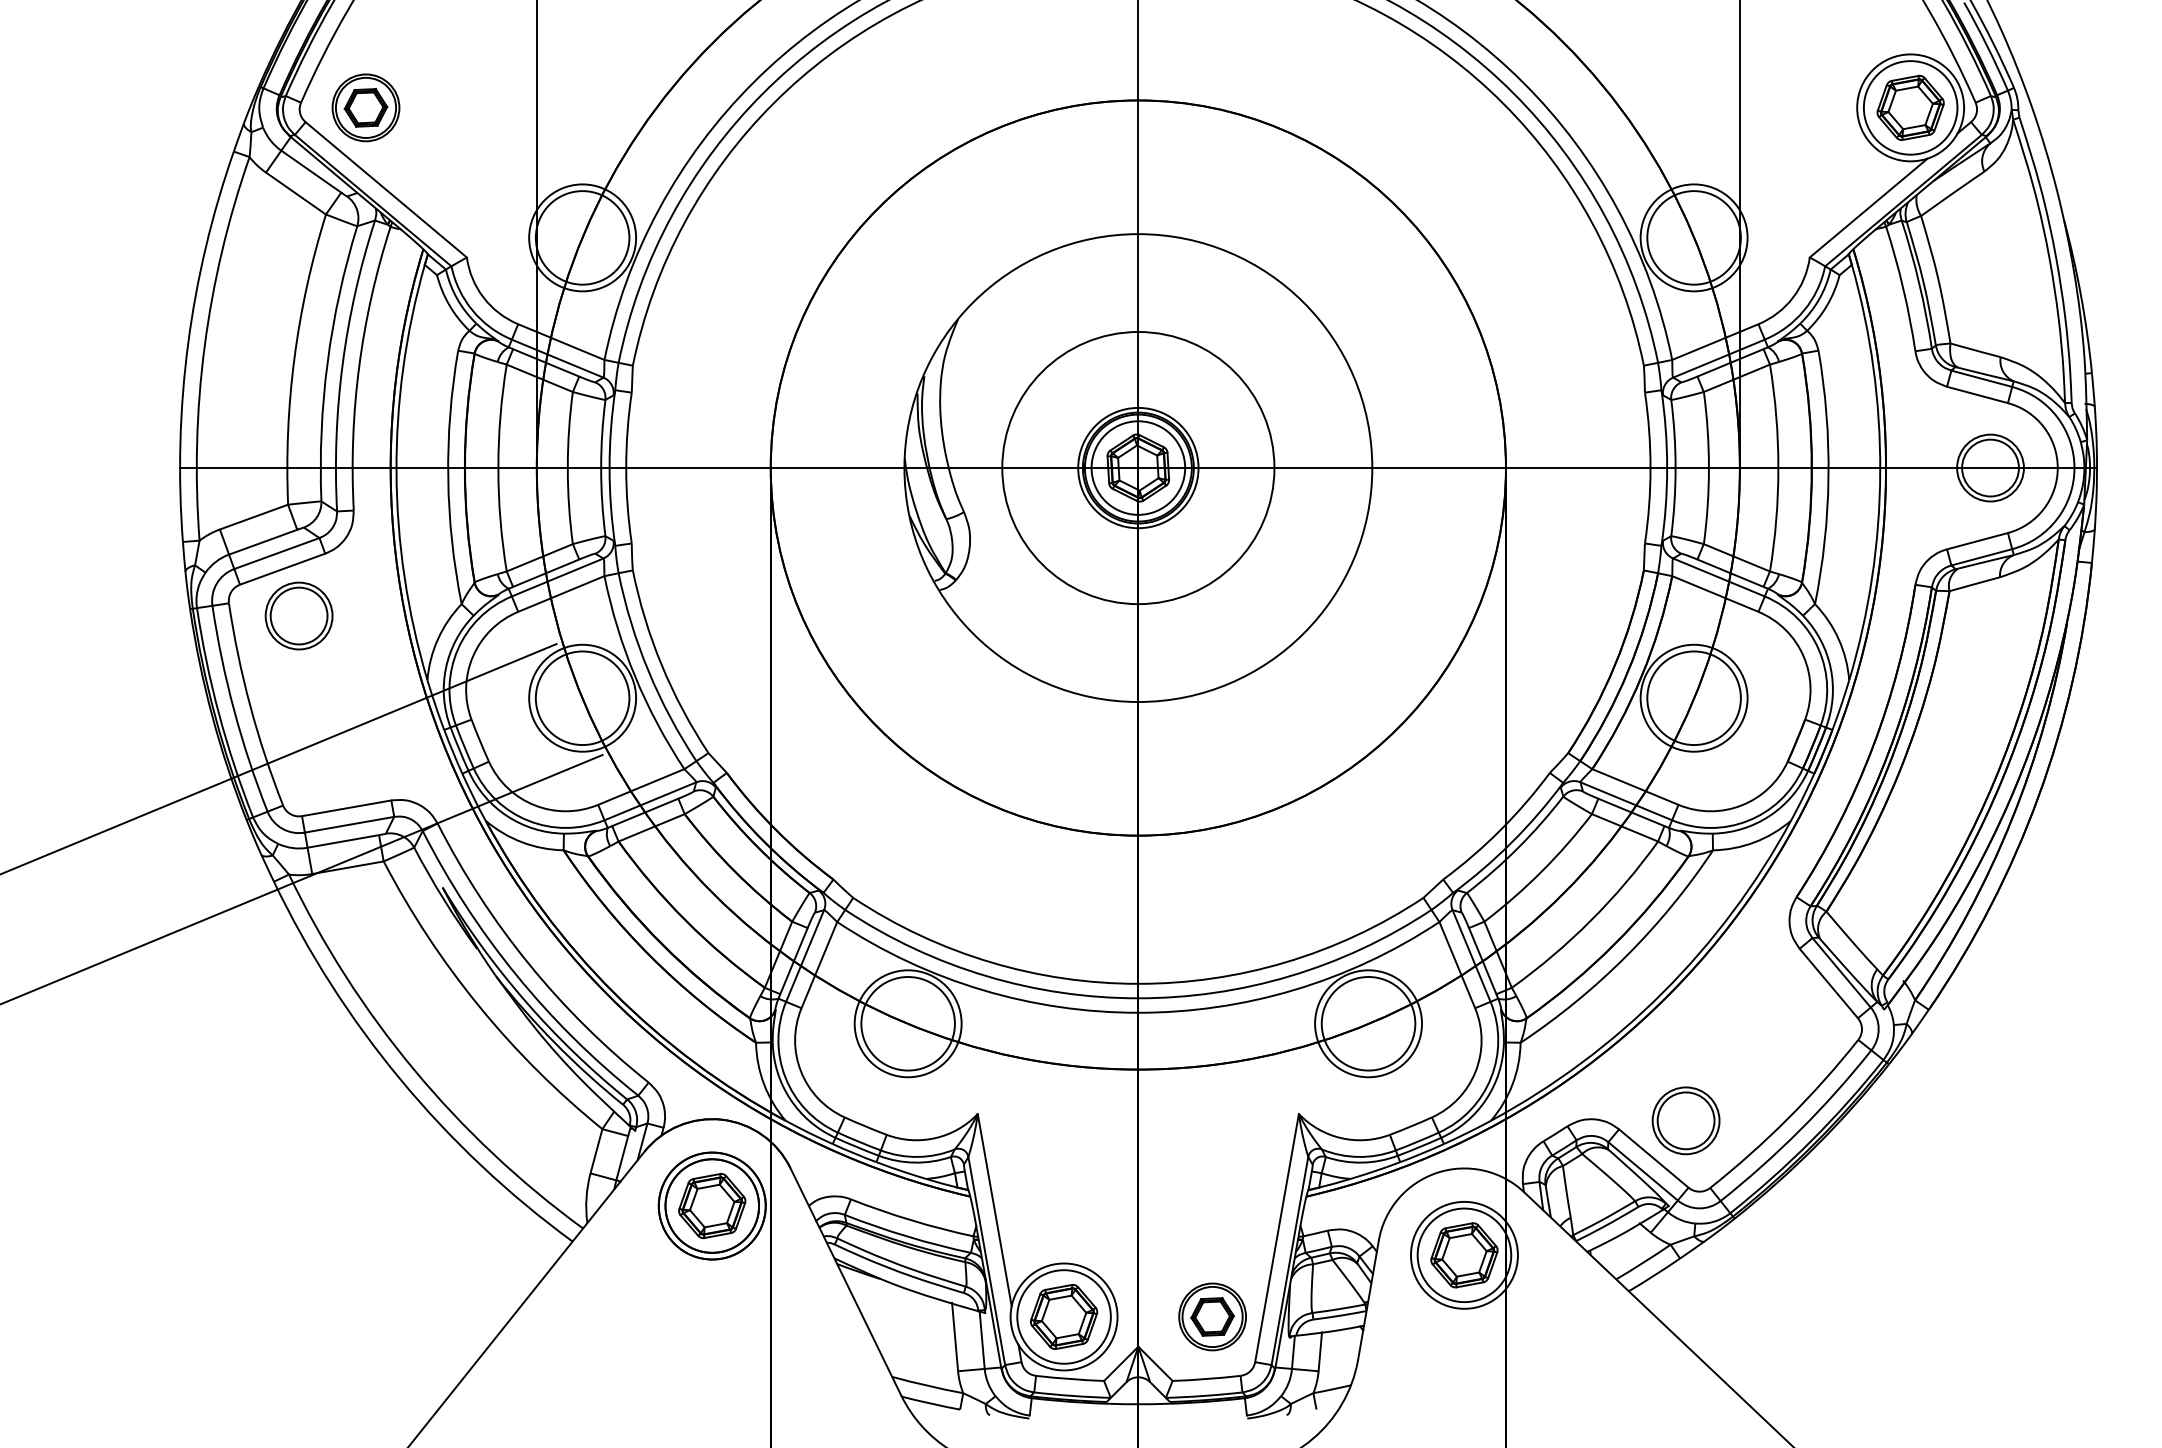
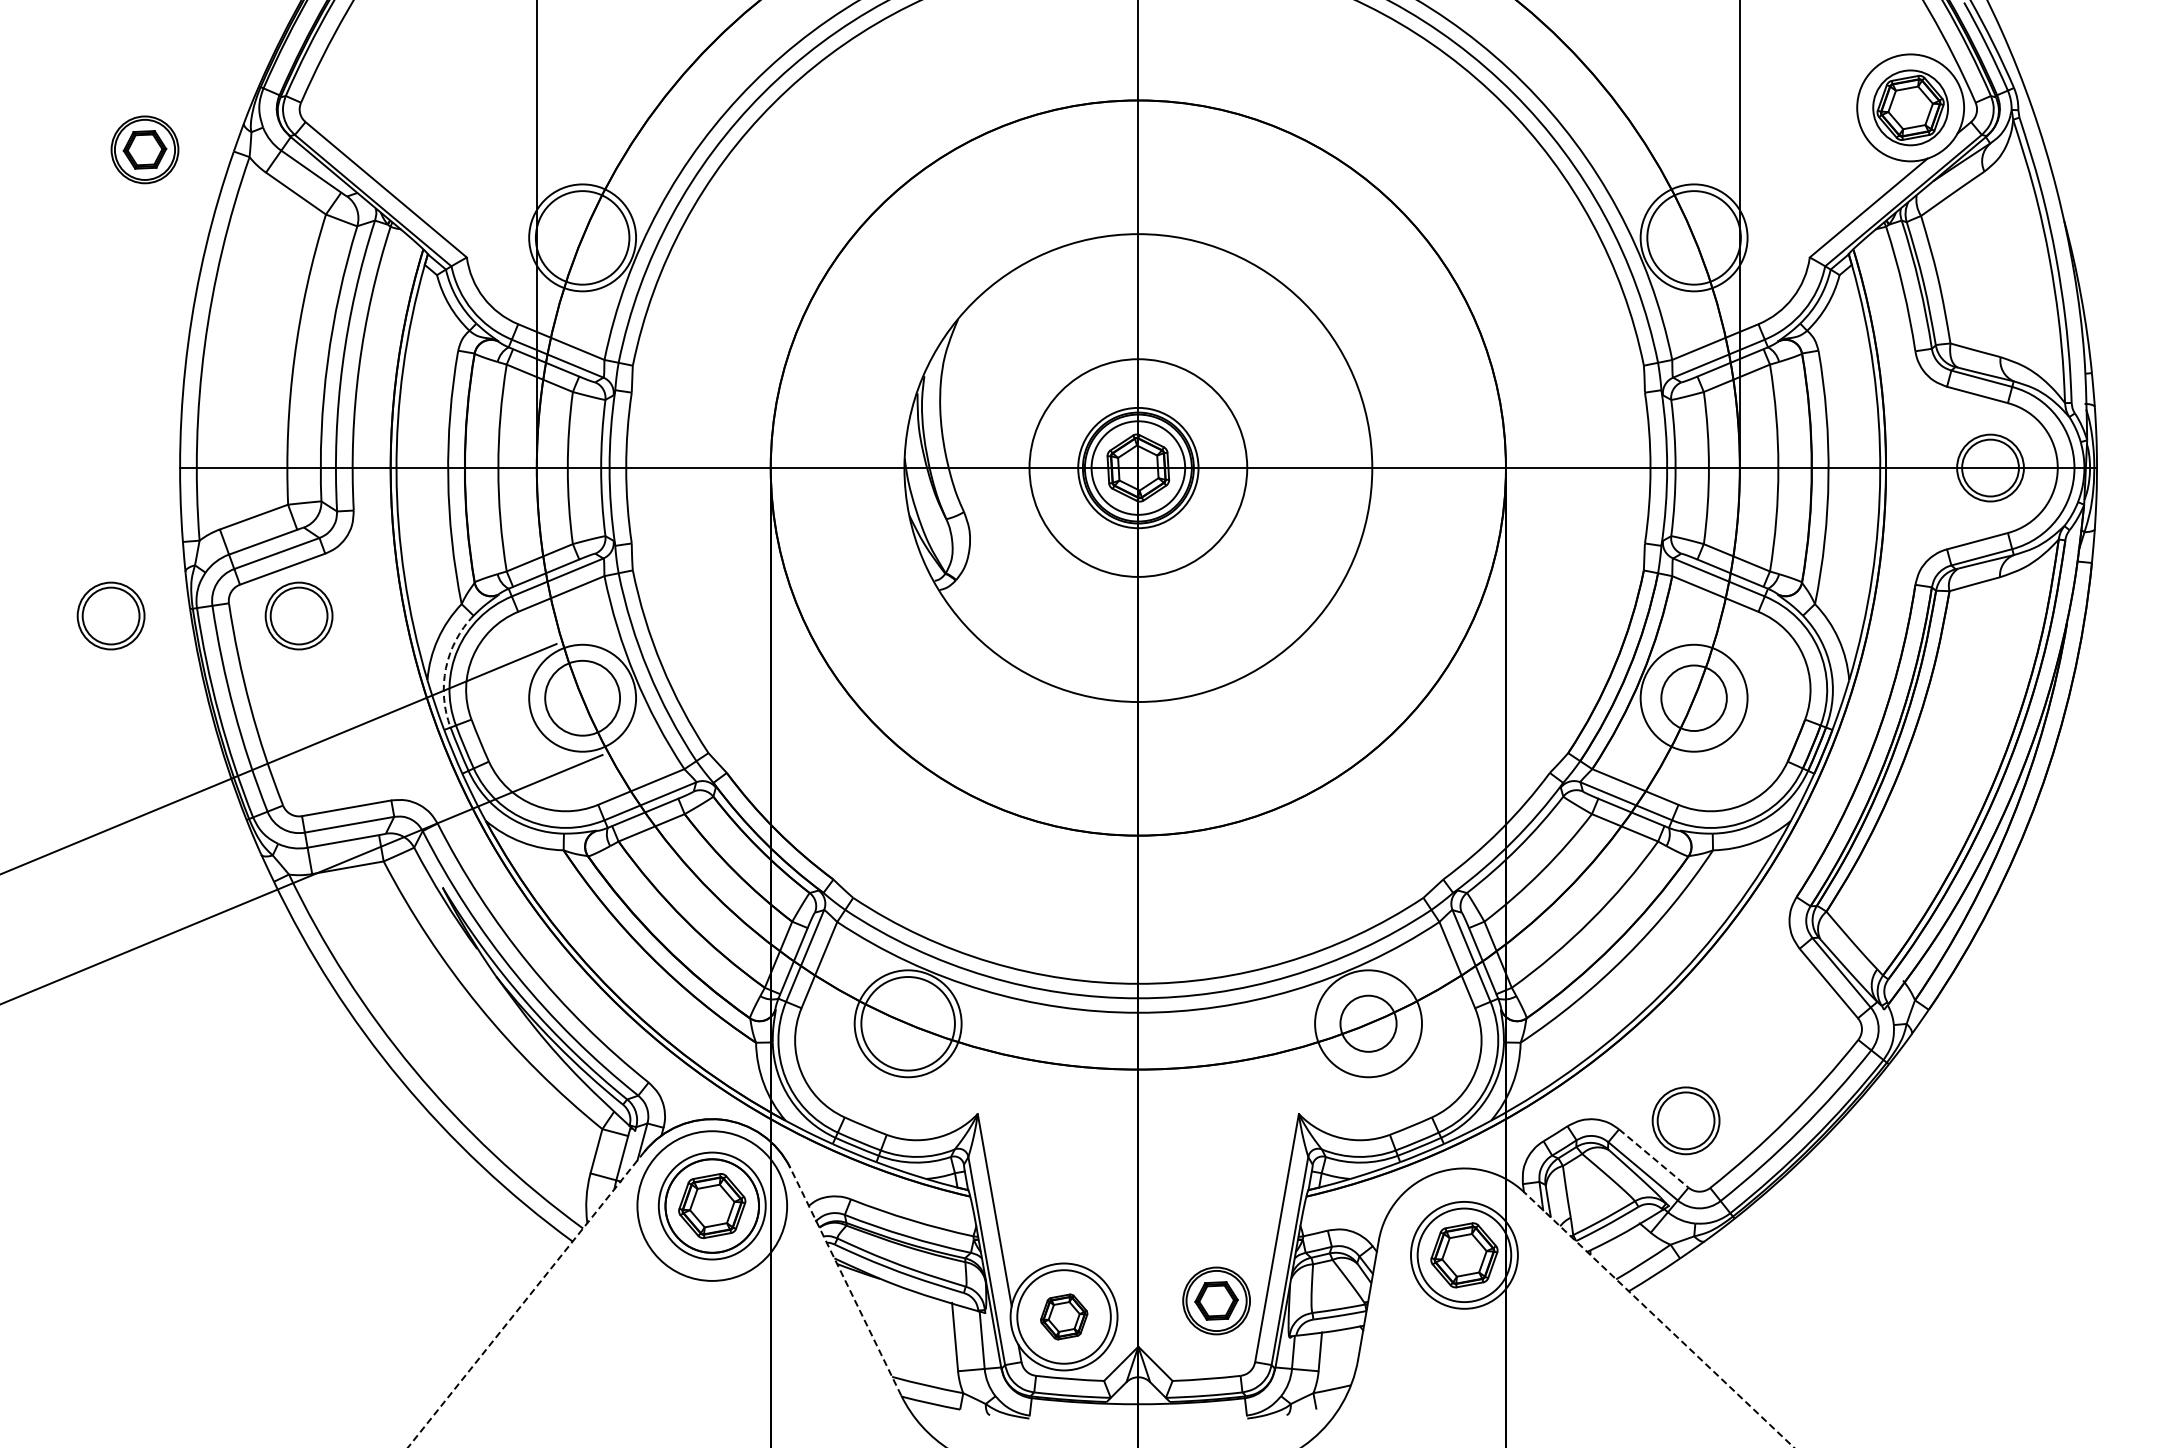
part position: (365, 107) -> (144, 149) (144, 149)
circle diameter: 94 px -> 75 px (1910, 107)
circle diameter: 272 px -> 218 px (1138, 467)
part: none -> present (110, 615)
arc: solid -> dashed (445, 668)
circle diameter: 94 px -> 75 px (582, 697)
circle diameter: 94 px -> 65 px (1693, 698)
circle diameter: 94 px -> 56 px (1368, 1023)
line: solid -> dashed (1654, 1158)
circle diameter: 107 px -> 150 px (712, 1205)
line: solid -> dashed (845, 1281)
line: solid -> dashed (525, 1300)
part size: 69x66 px -> 49x48 px (1064, 1316)
part position: (1212, 1316) -> (1216, 1300) (1216, 1300)
line: solid -> dashed (1659, 1320)
